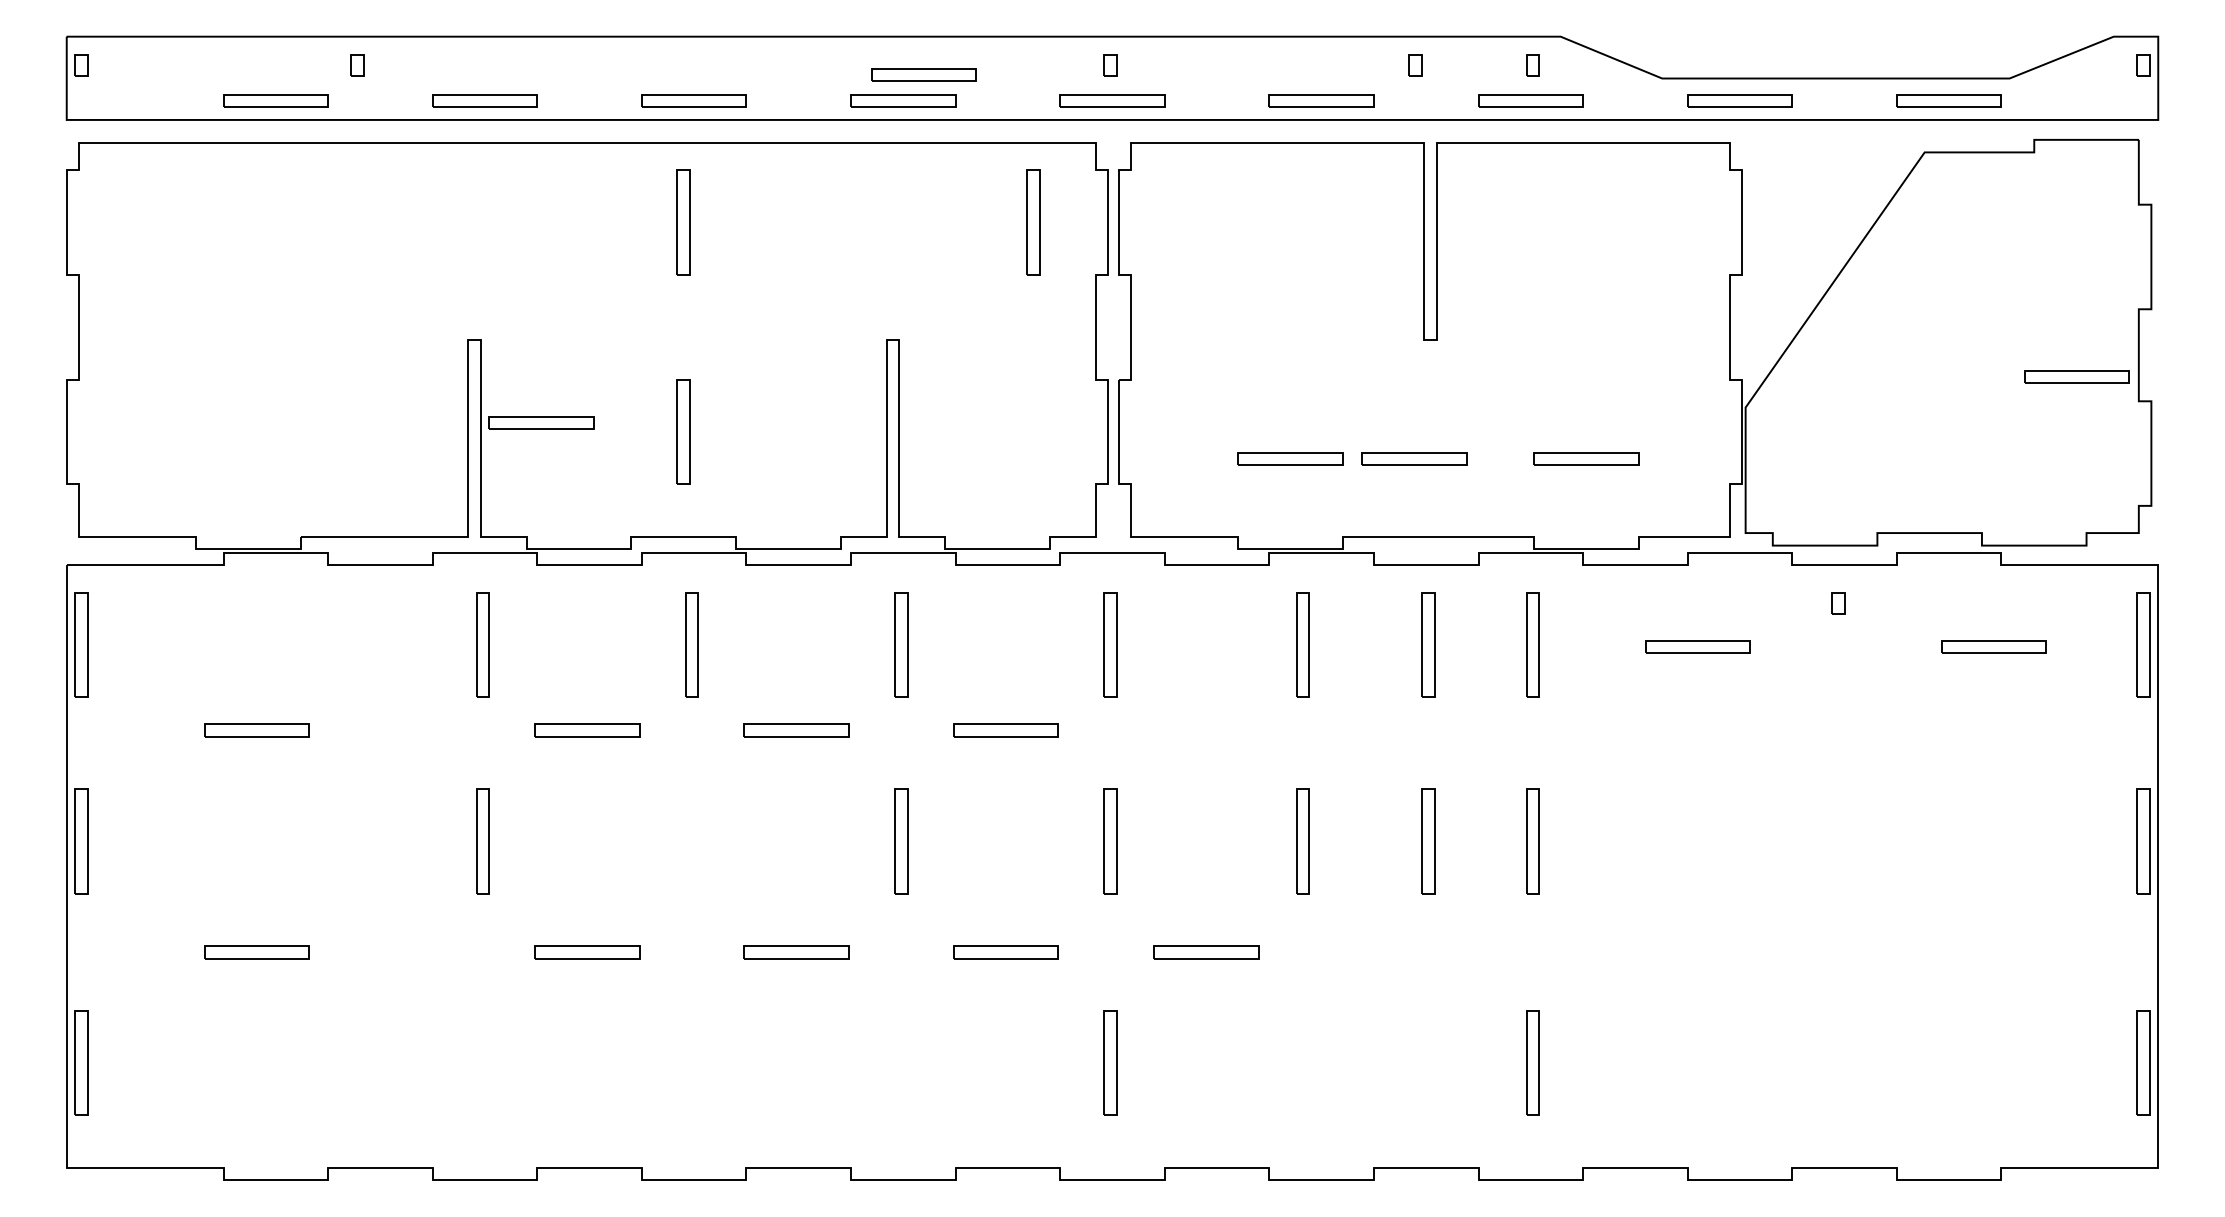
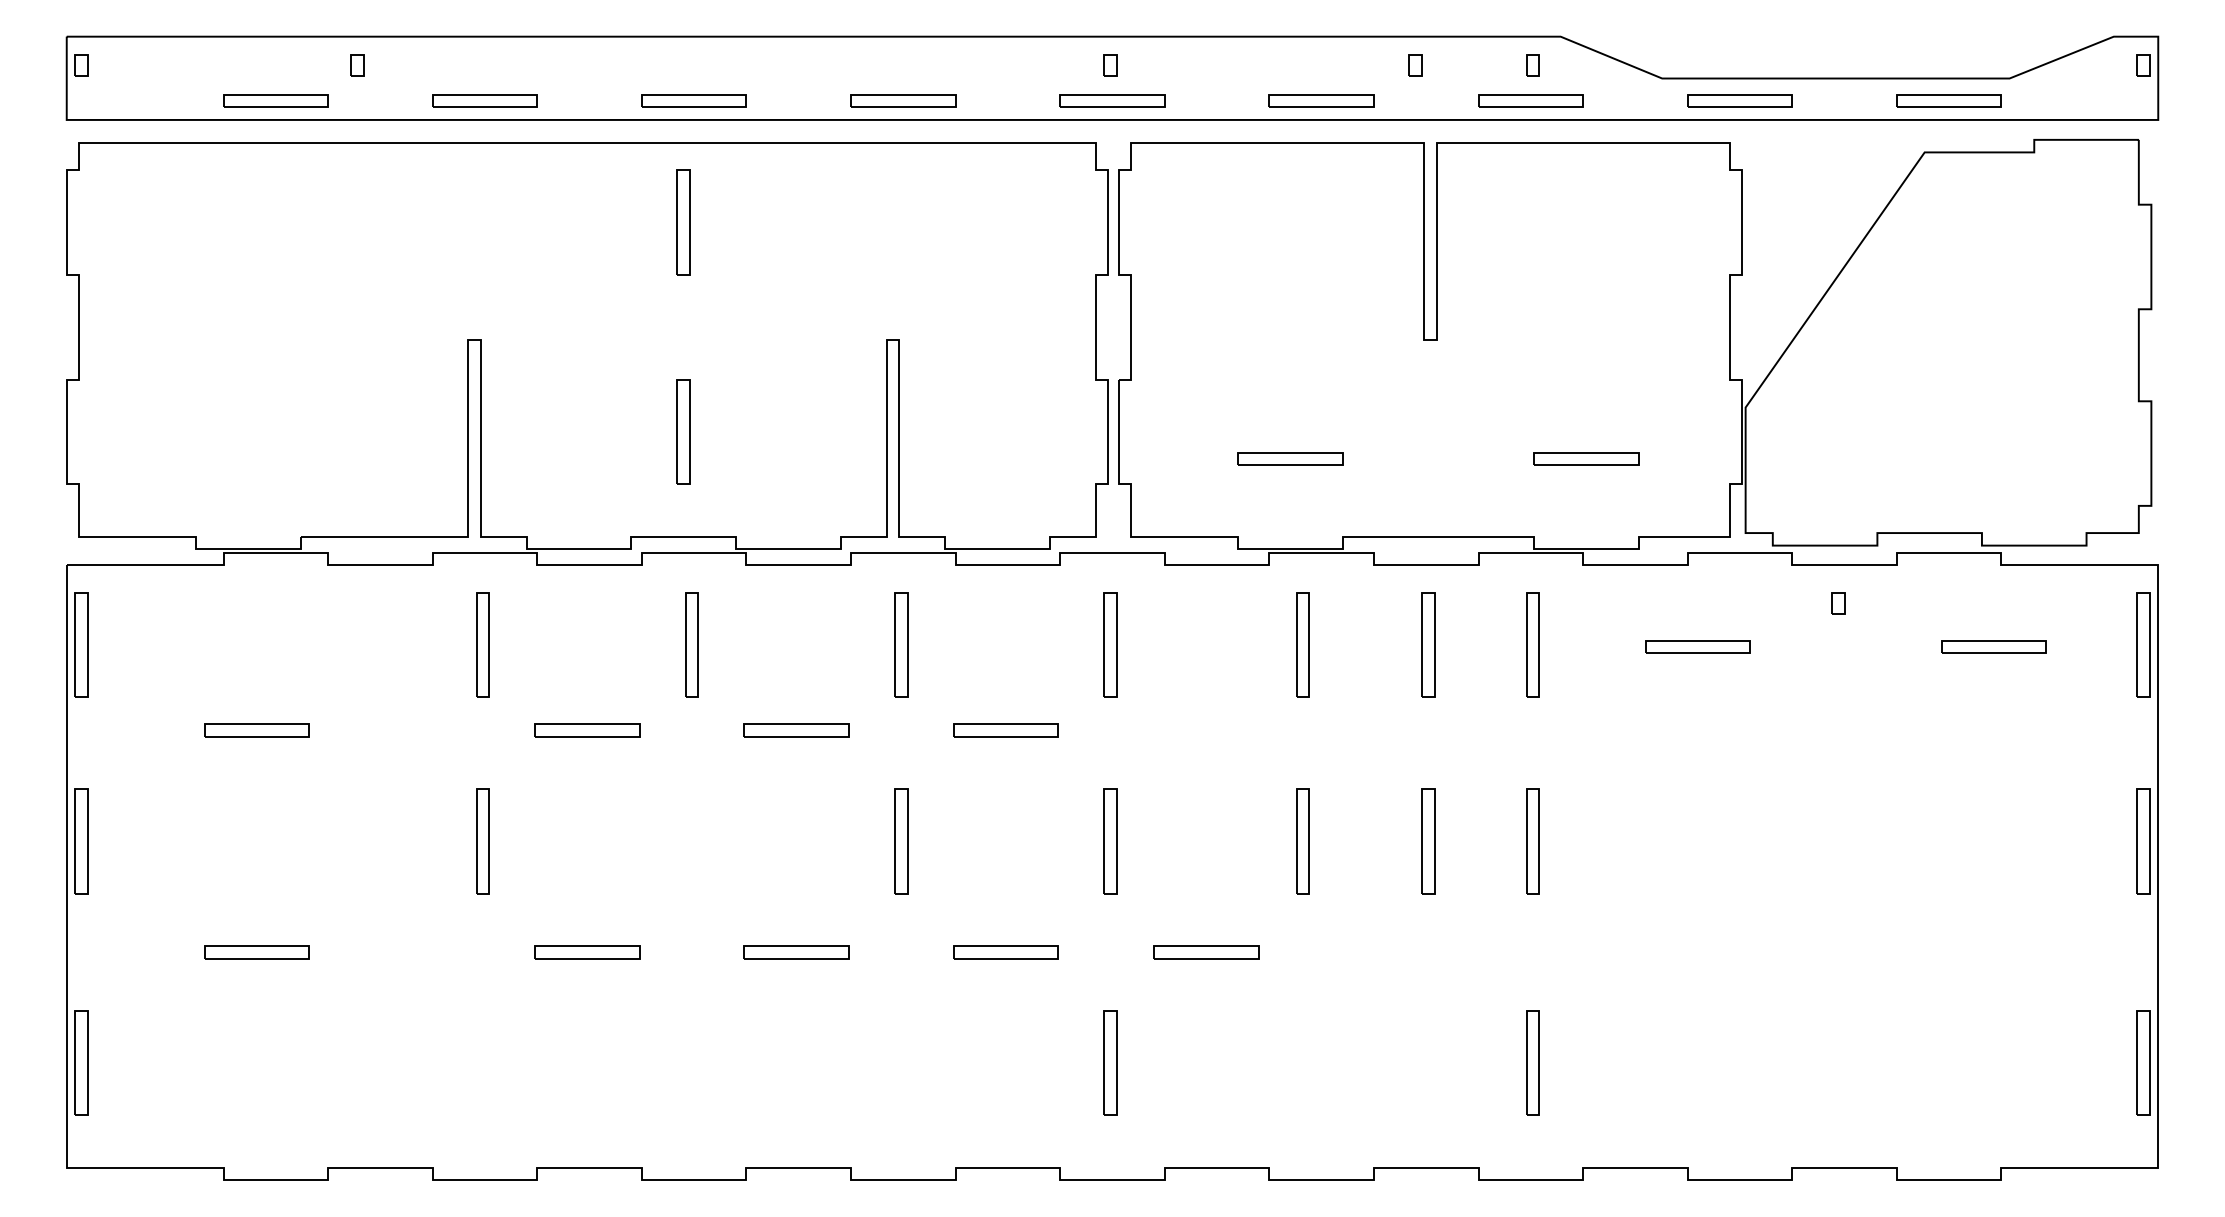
part: present -> none (923, 74)
part: present -> none (1033, 222)
part: present -> none (2076, 376)
part: present -> none (541, 422)
part: present -> none (1414, 458)
